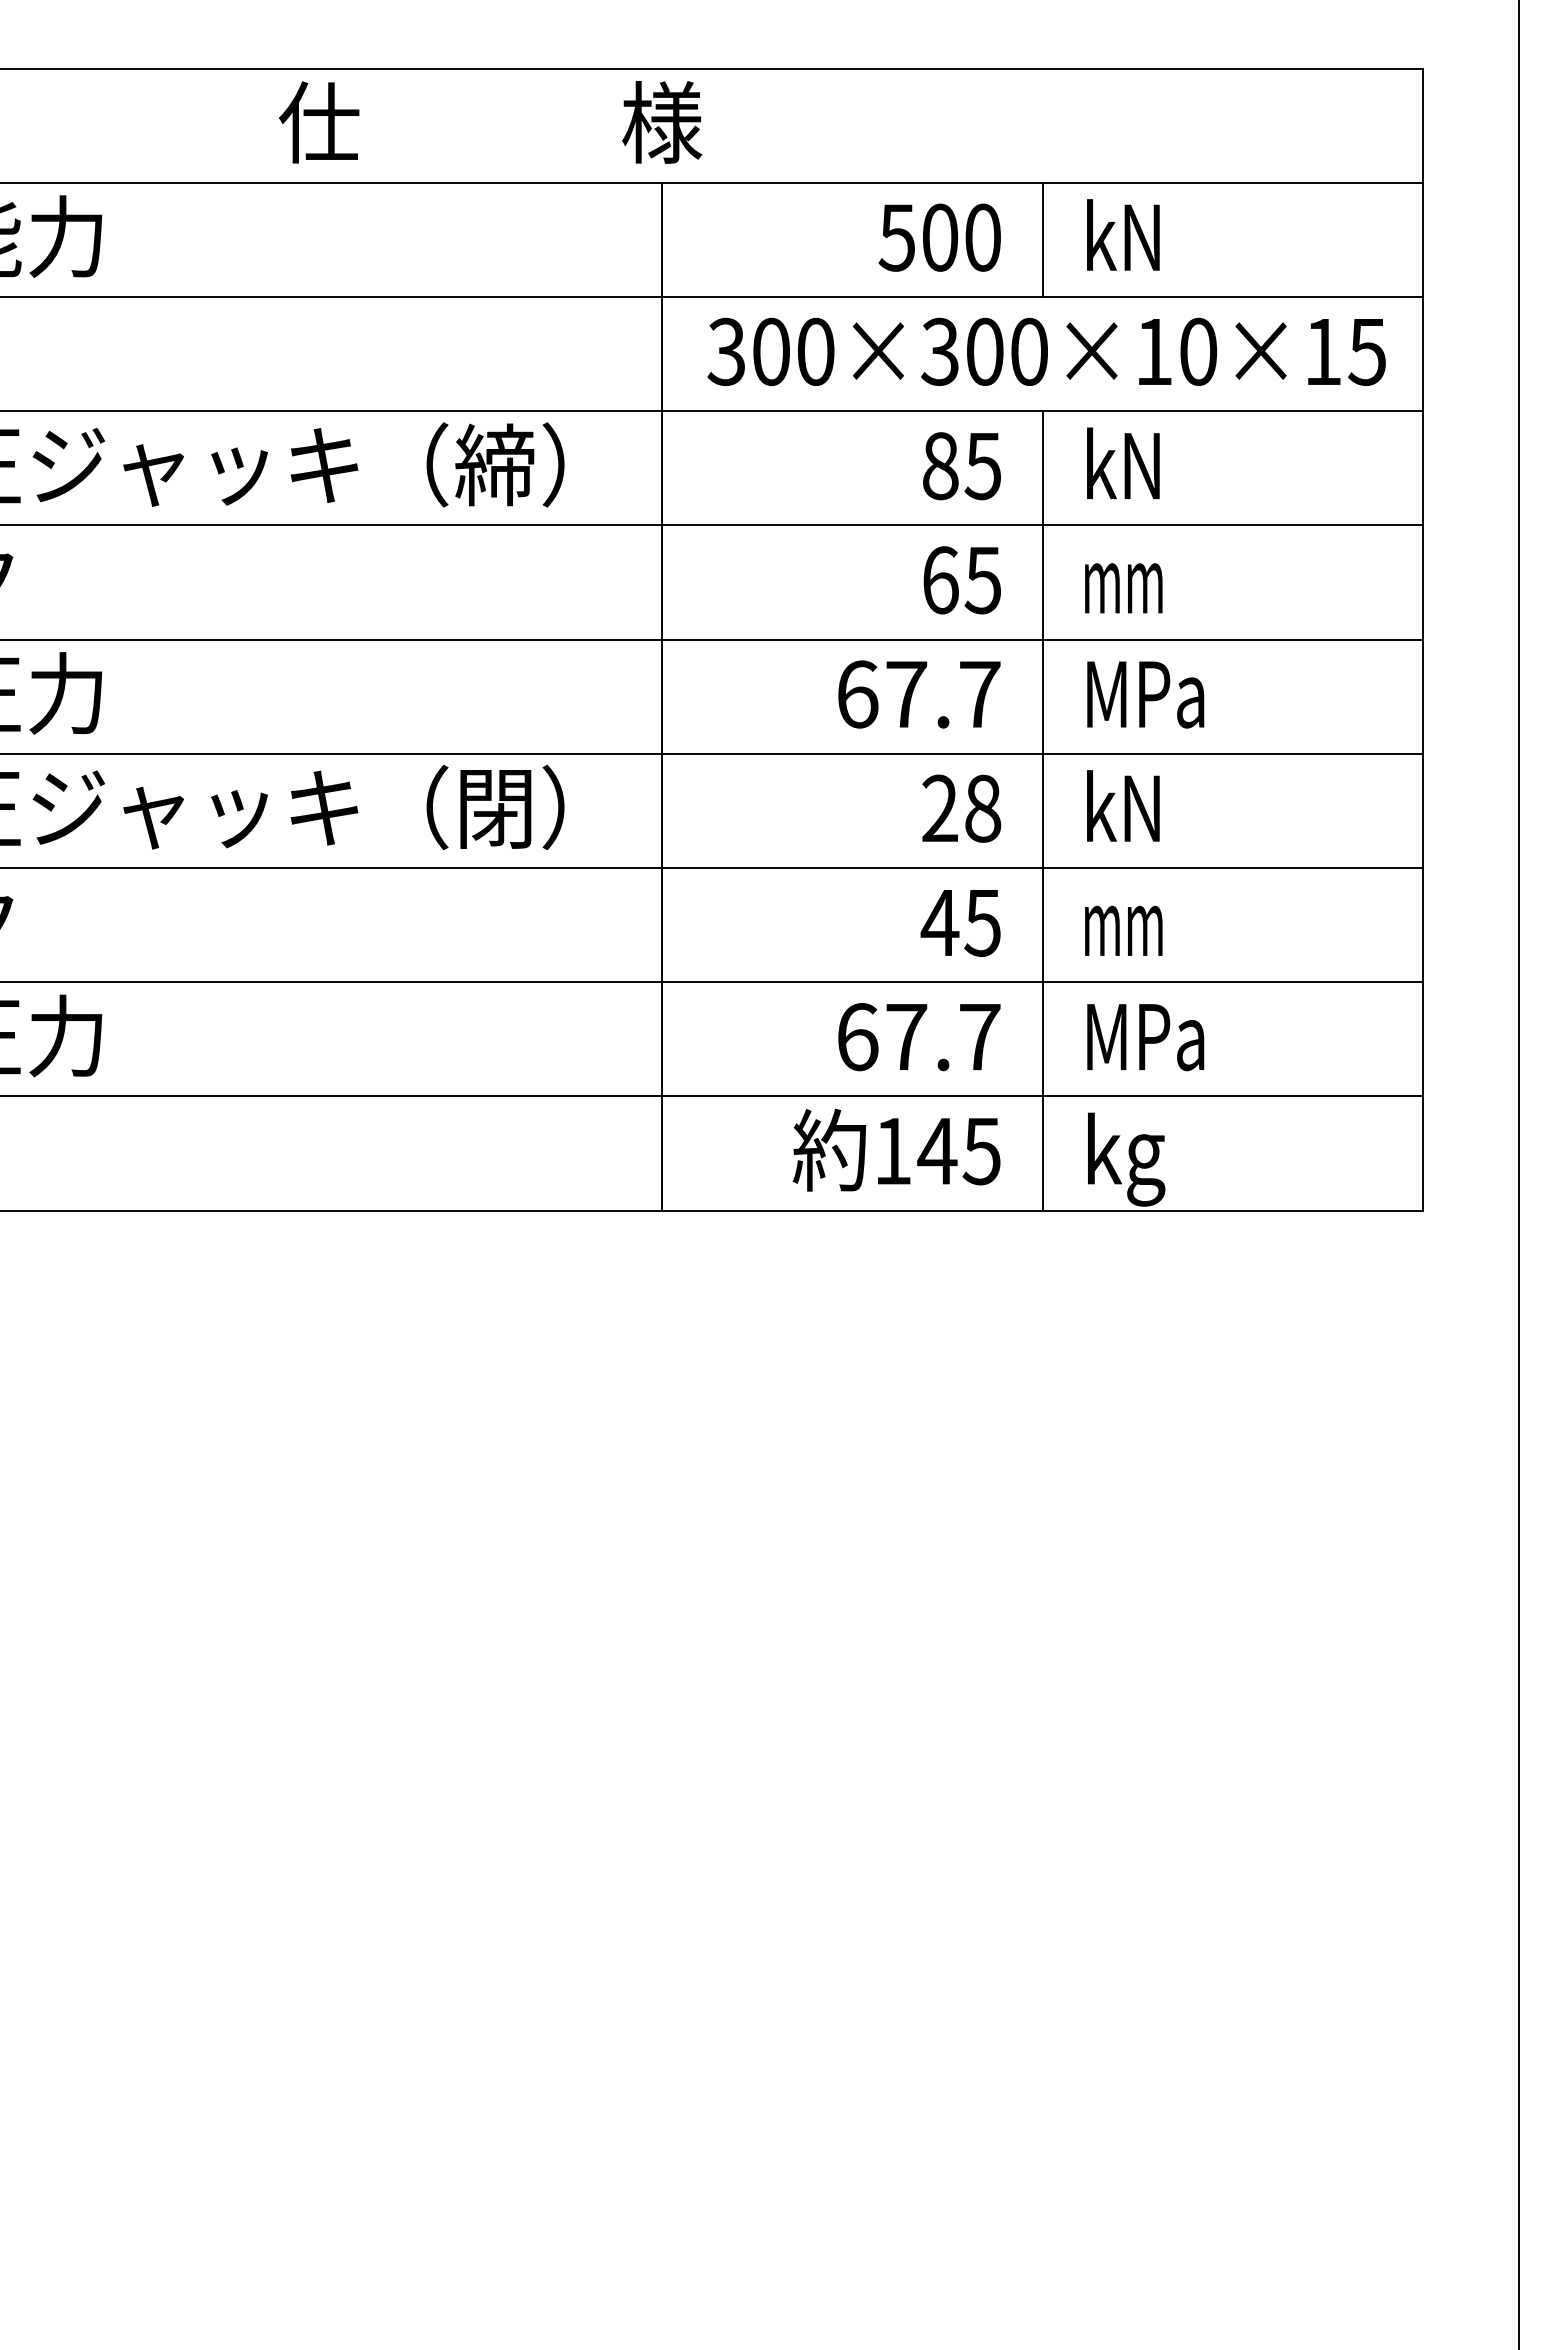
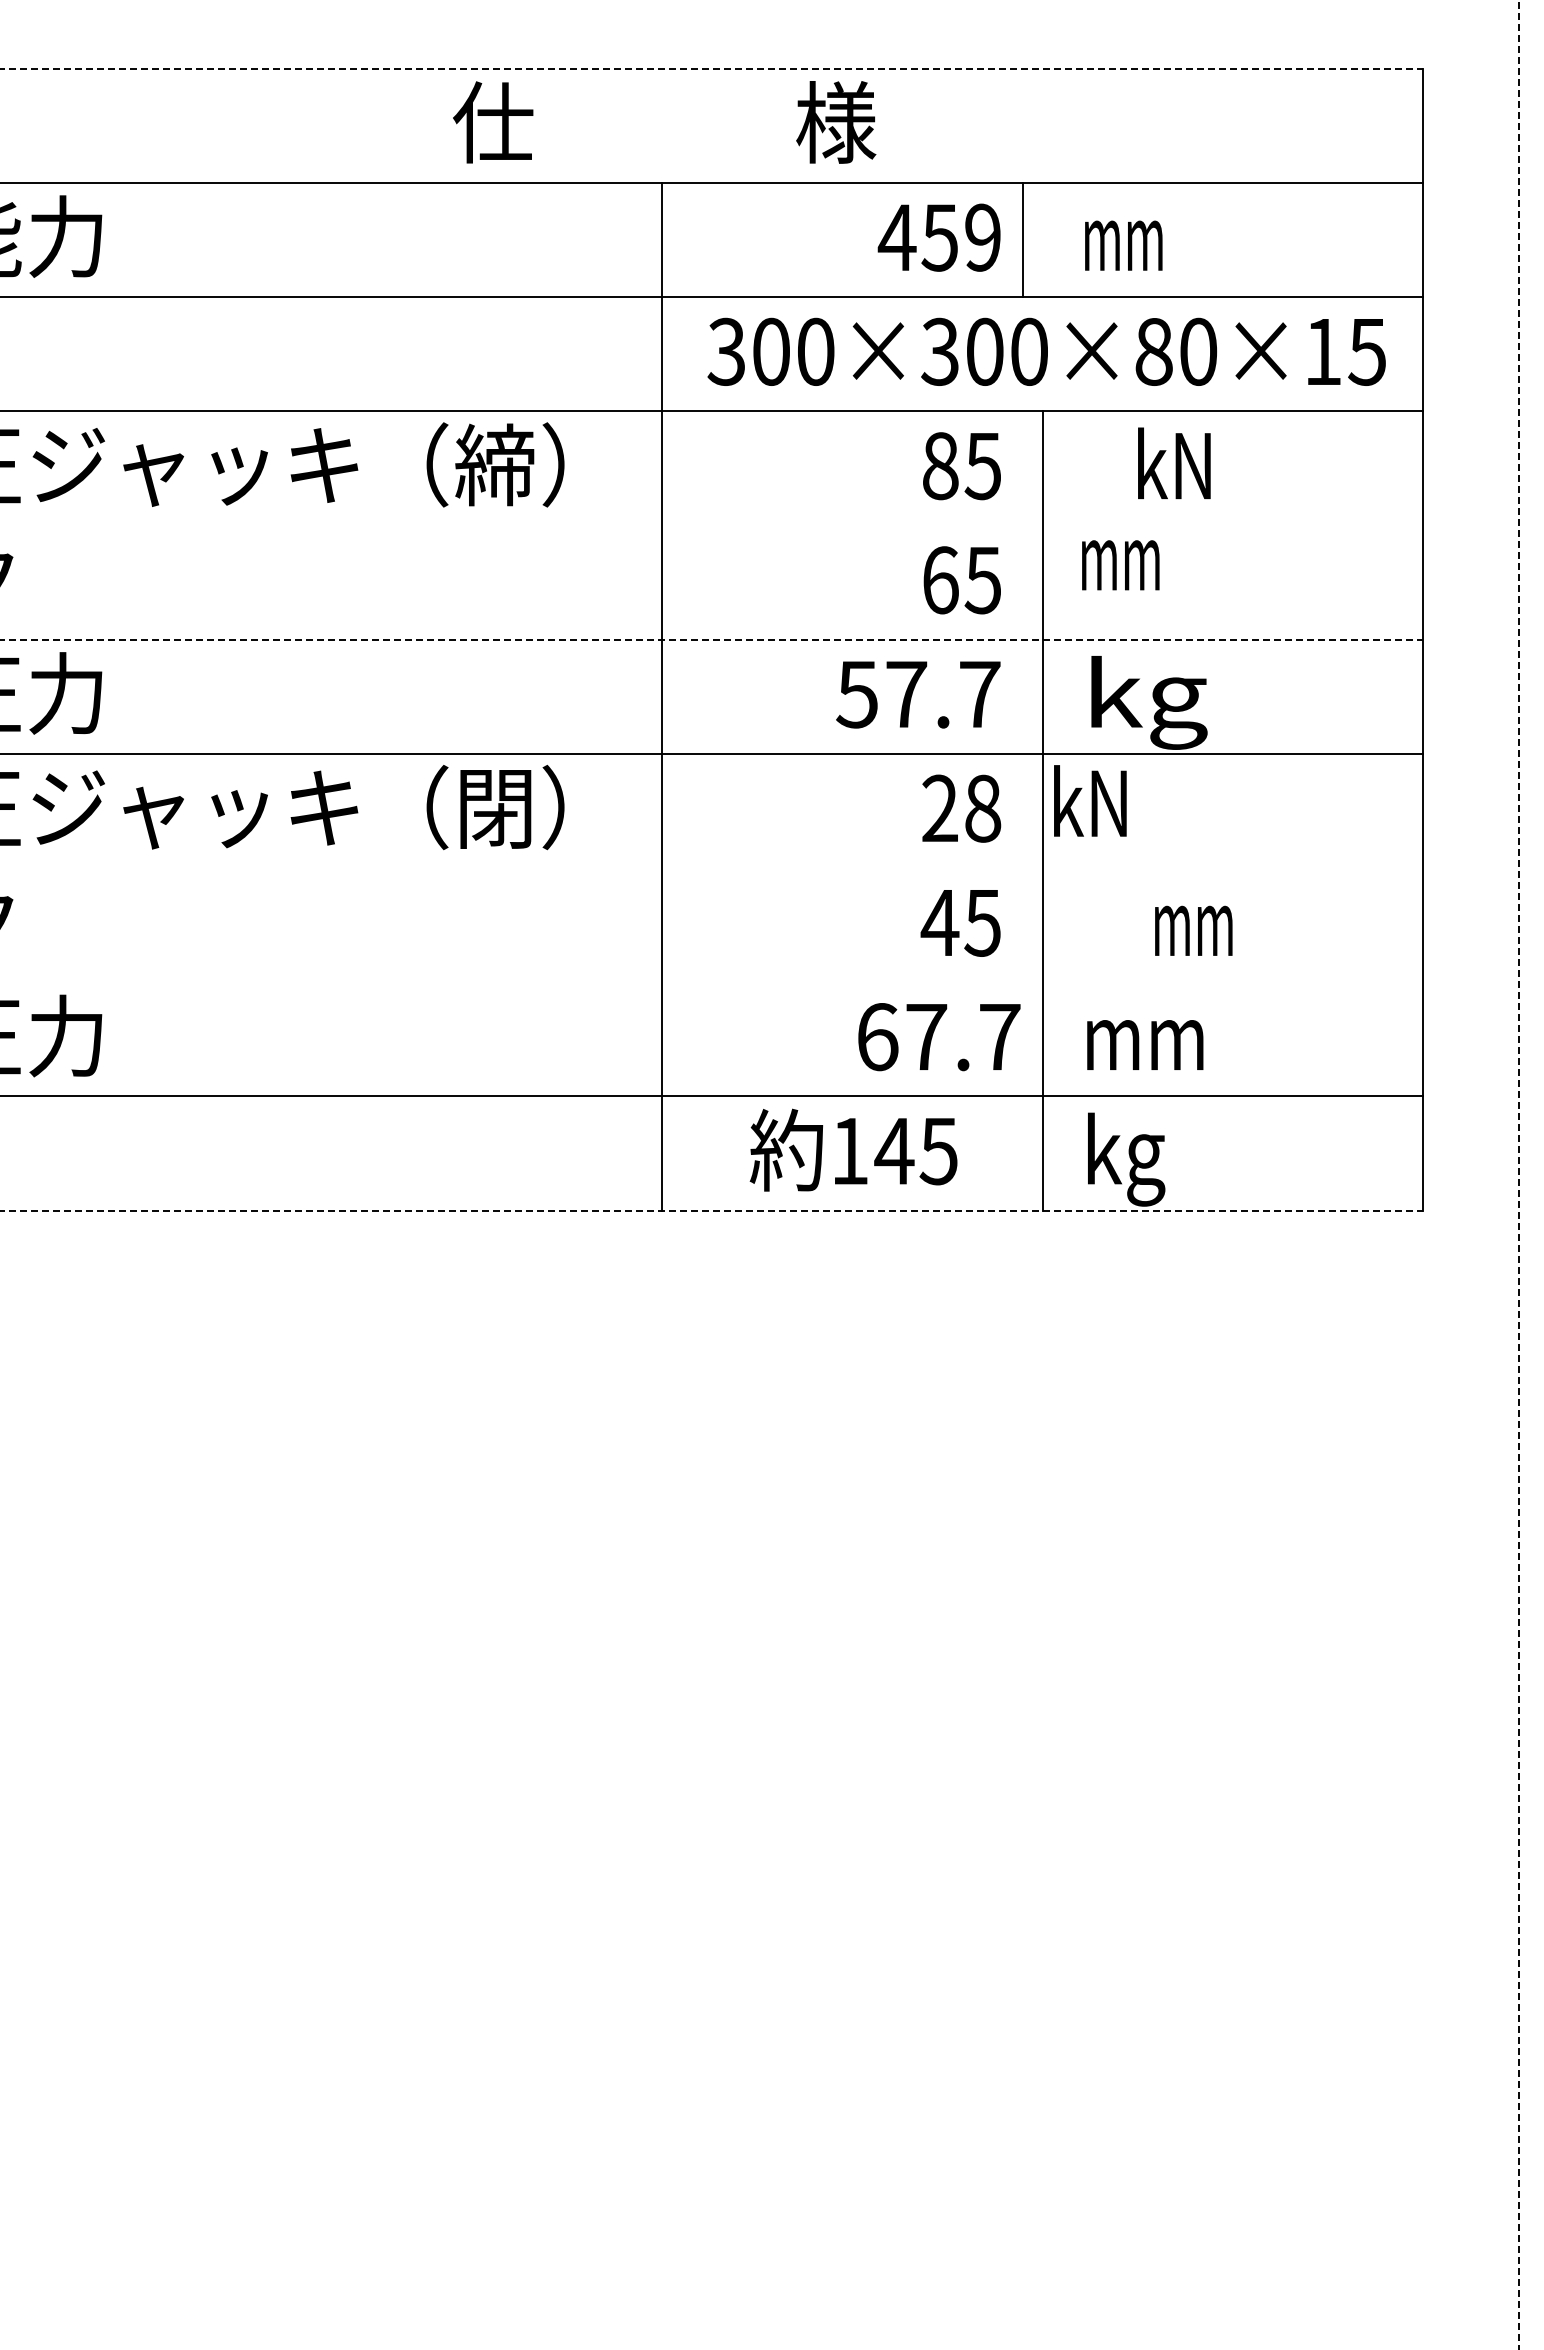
line: solid -> dashed (711, 68)
text position: (490, 122) -> (664, 122) (664, 122)
text: kN -> mm (1123, 234)
text: 500 -> 459 (938, 237)
line position: (1042, 239) -> (1022, 239) (1022, 239)
text: 300×300×10×15 -> 300×300×80×15 (1153, 351)
text position: (1123, 462) -> (1174, 462) (1174, 462)
line: present -> none (712, 525)
text position: (1123, 588) -> (1120, 565) (1120, 565)
line: solid -> dashed (711, 639)
text: 67.7 -> 57.7 (857, 694)
text: MPa -> kg (1147, 702)
text position: (1123, 805) -> (1090, 800) (1090, 800)
line: present -> none (712, 868)
text position: (1123, 930) -> (1193, 930) (1193, 930)
line: present -> none (712, 982)
text position: (919, 1037) -> (939, 1037) (939, 1037)
text: MPa -> mm (1145, 1037)
text position: (896, 1149) -> (853, 1149) (853, 1149)
line: solid -> dashed (1518, 1174)
line: solid -> dashed (711, 1210)
